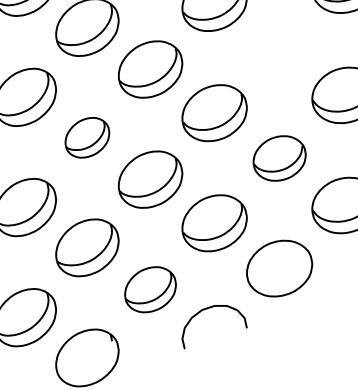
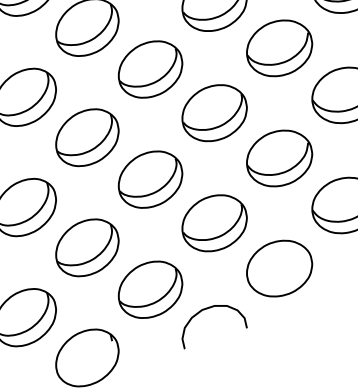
part: none -> present (279, 48)
part size: 47x42 px -> 65x60 px (87, 137)
part size: 55x47 px -> 68x59 px (279, 158)
part size: 53x48 px -> 67x59 px (150, 289)
